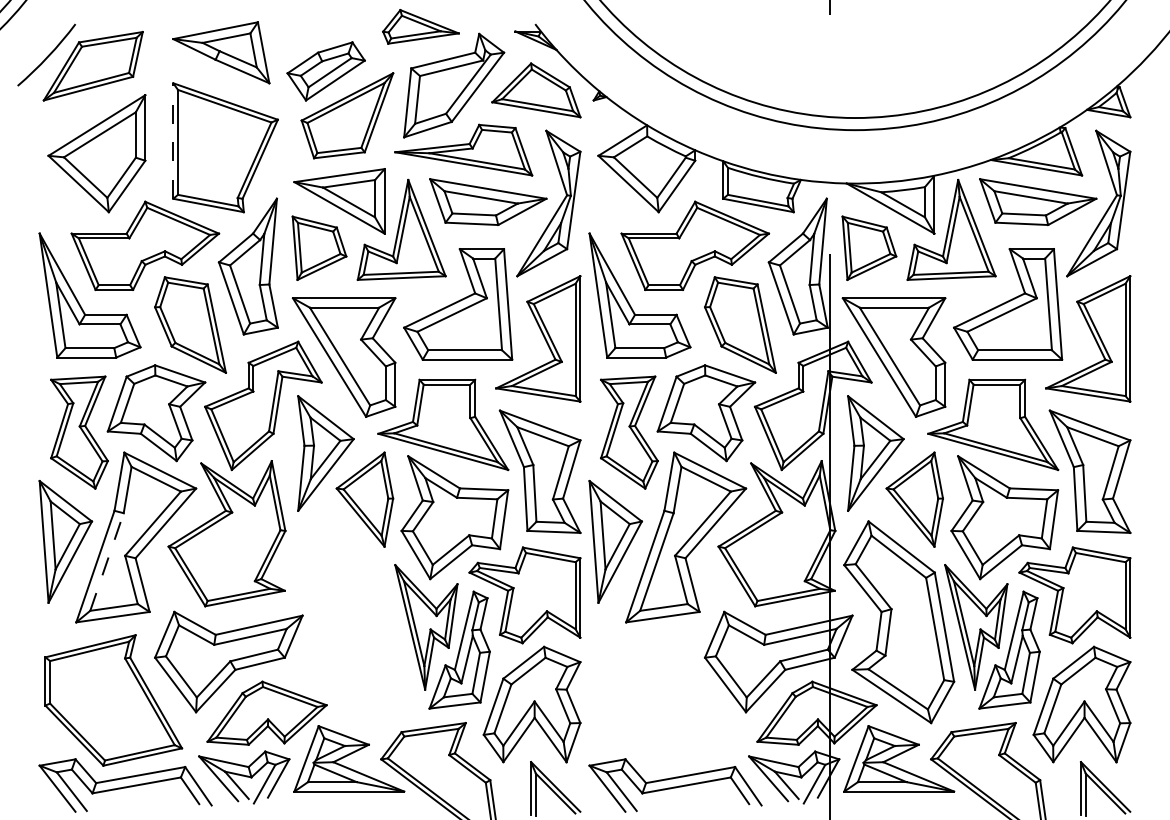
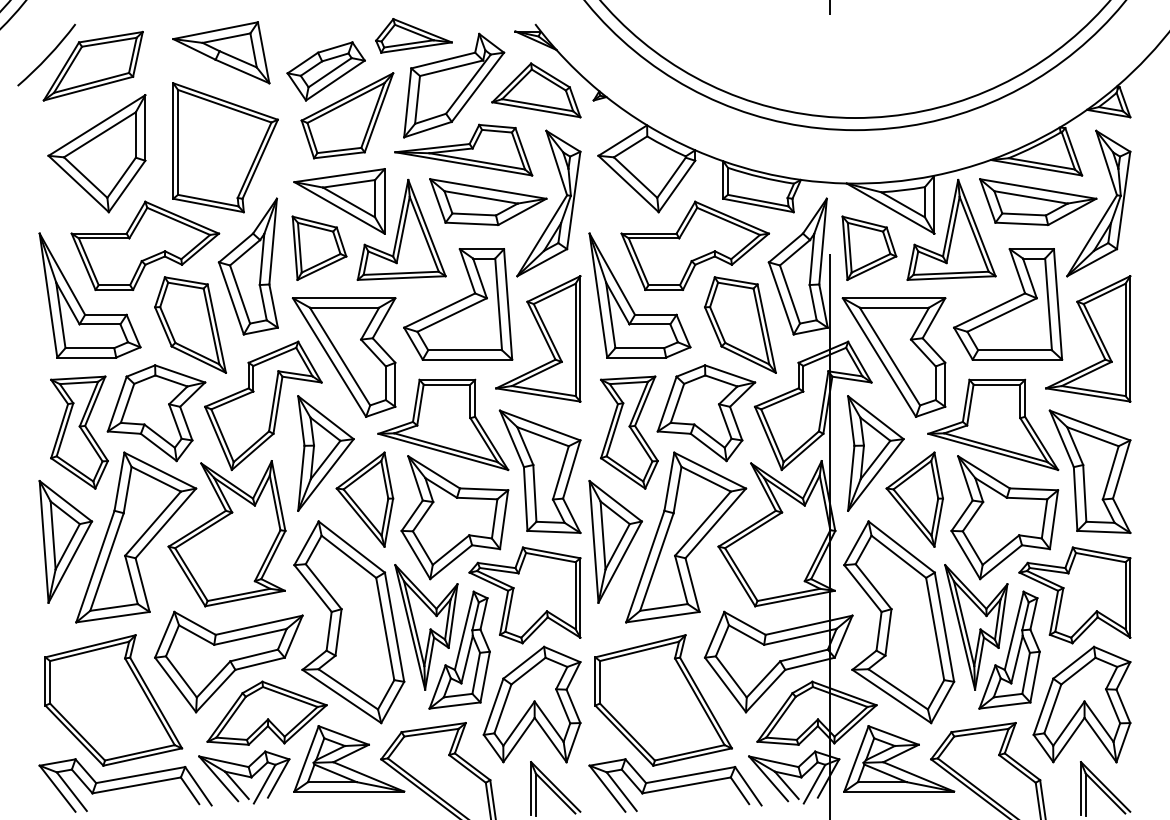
part position: (420, 26) -> (413, 35) (413, 35)
line: dashed -> solid (173, 141)
line: dashed -> solid (107, 562)
part: none -> present (349, 622)
part: none -> present (663, 700)
